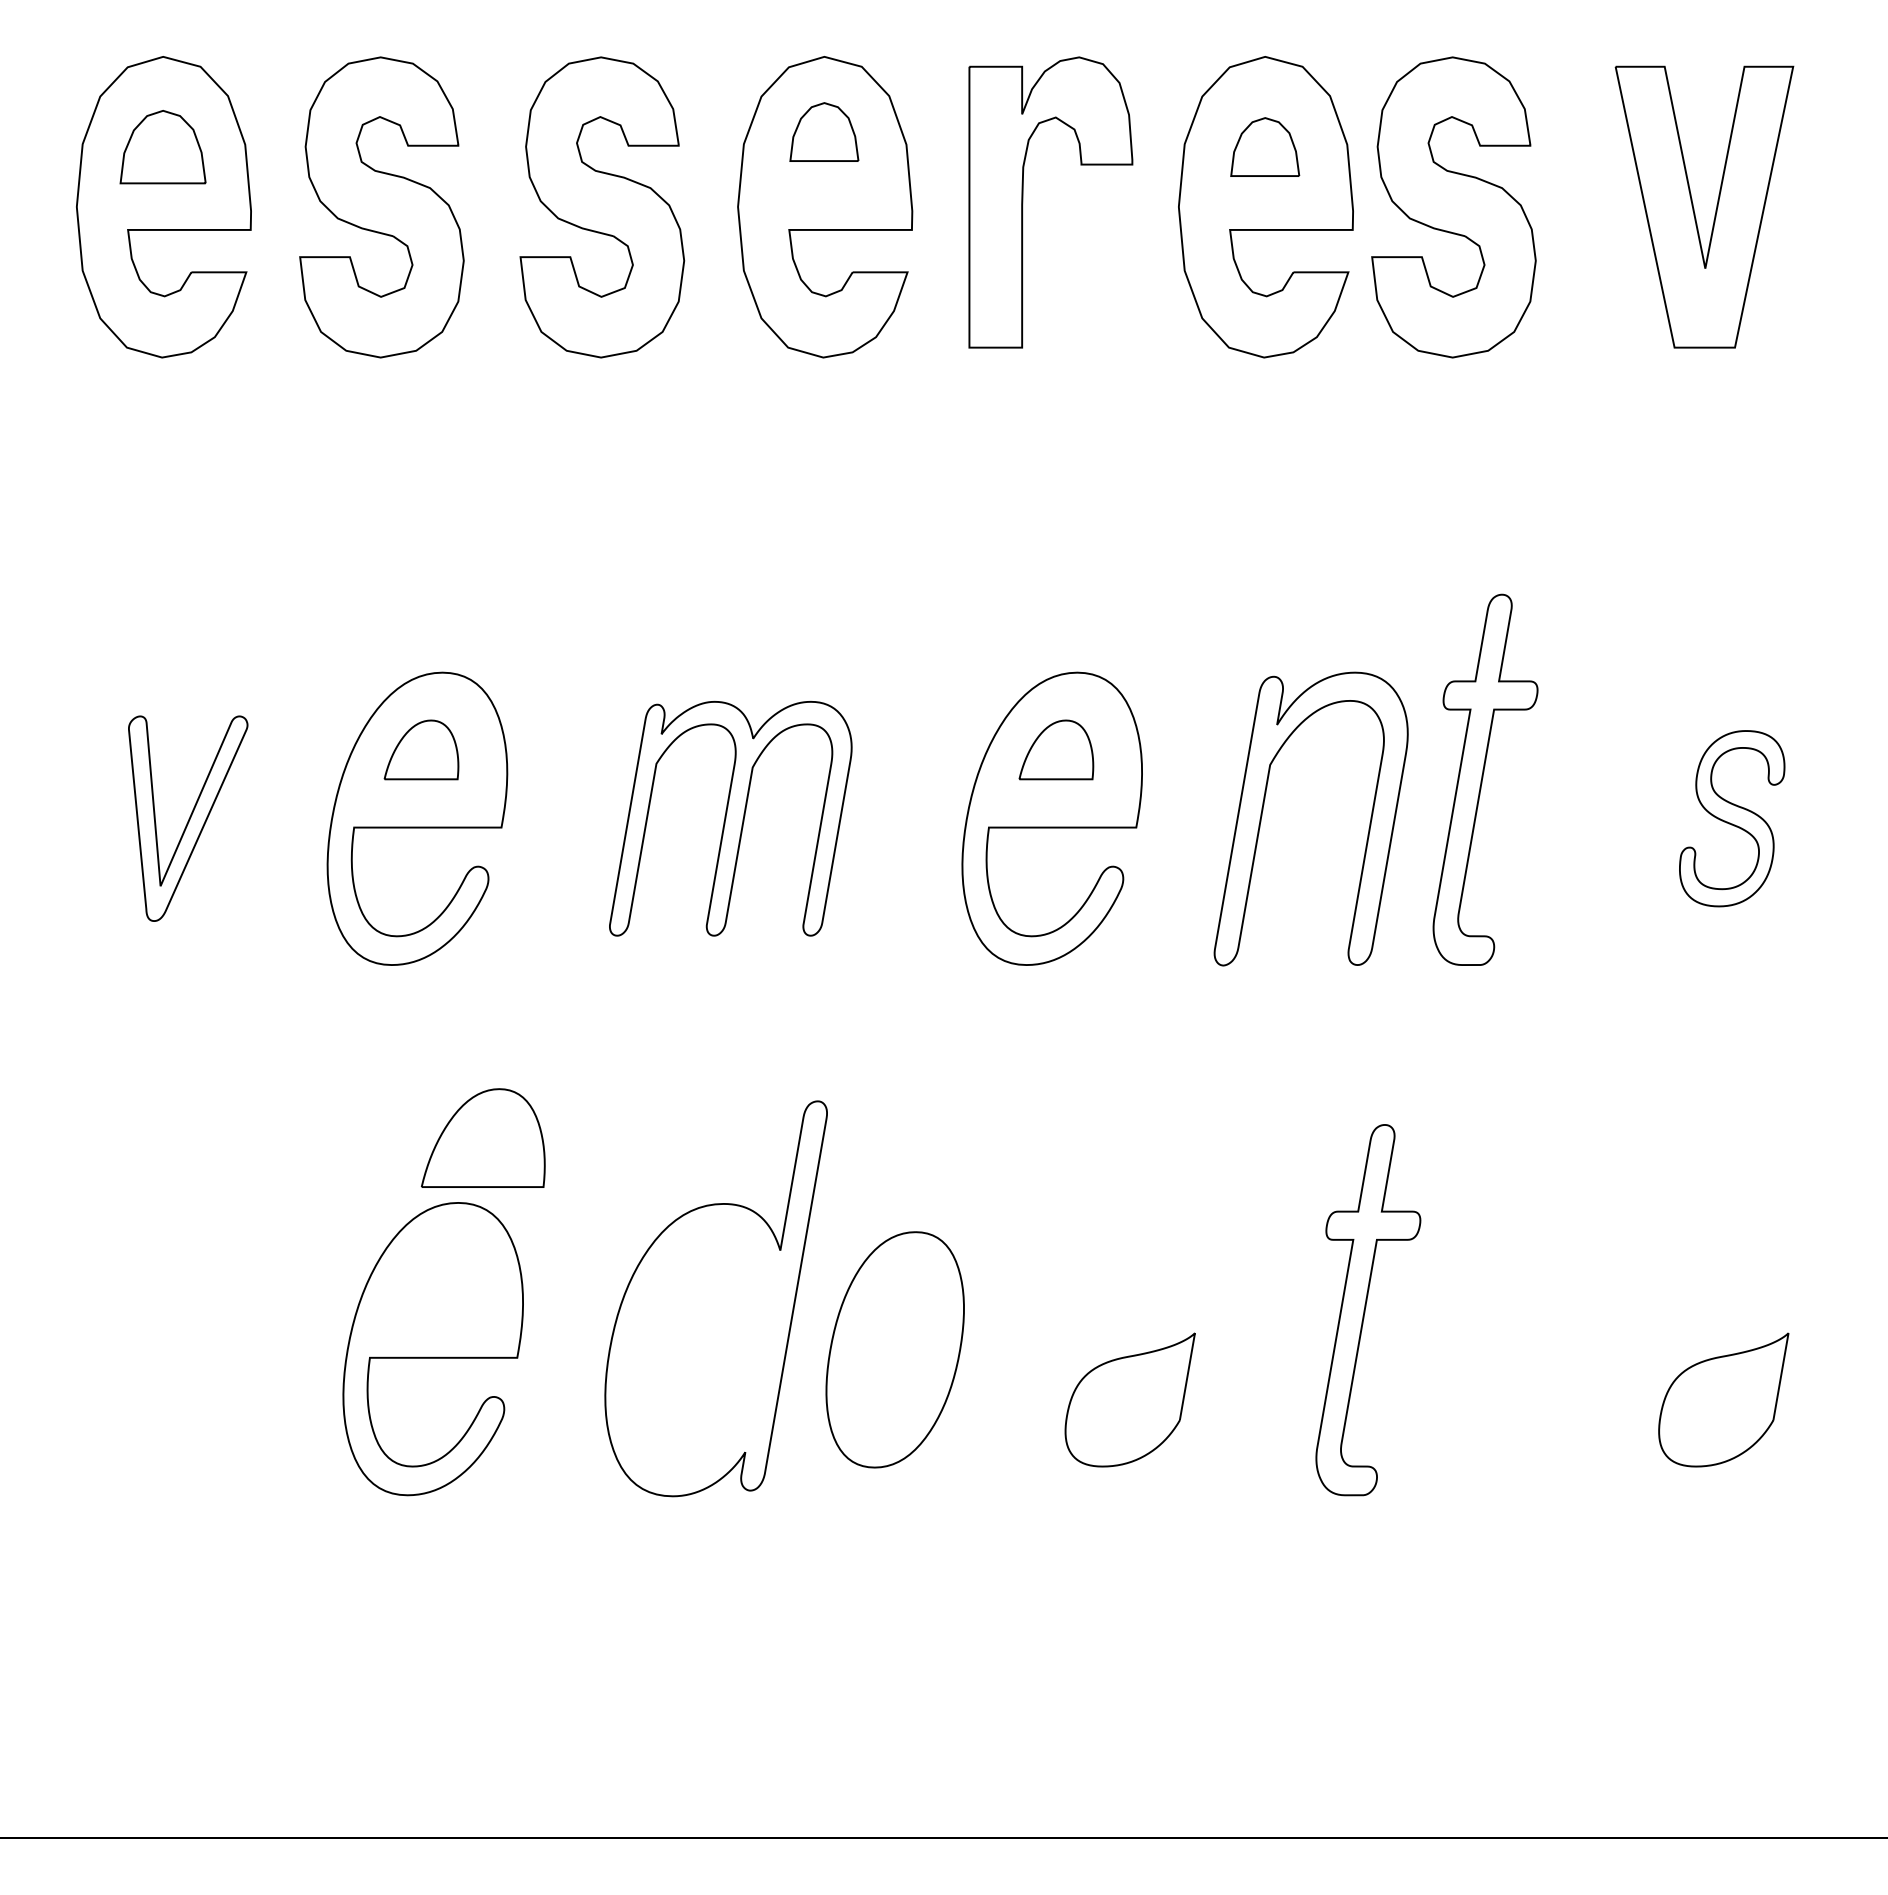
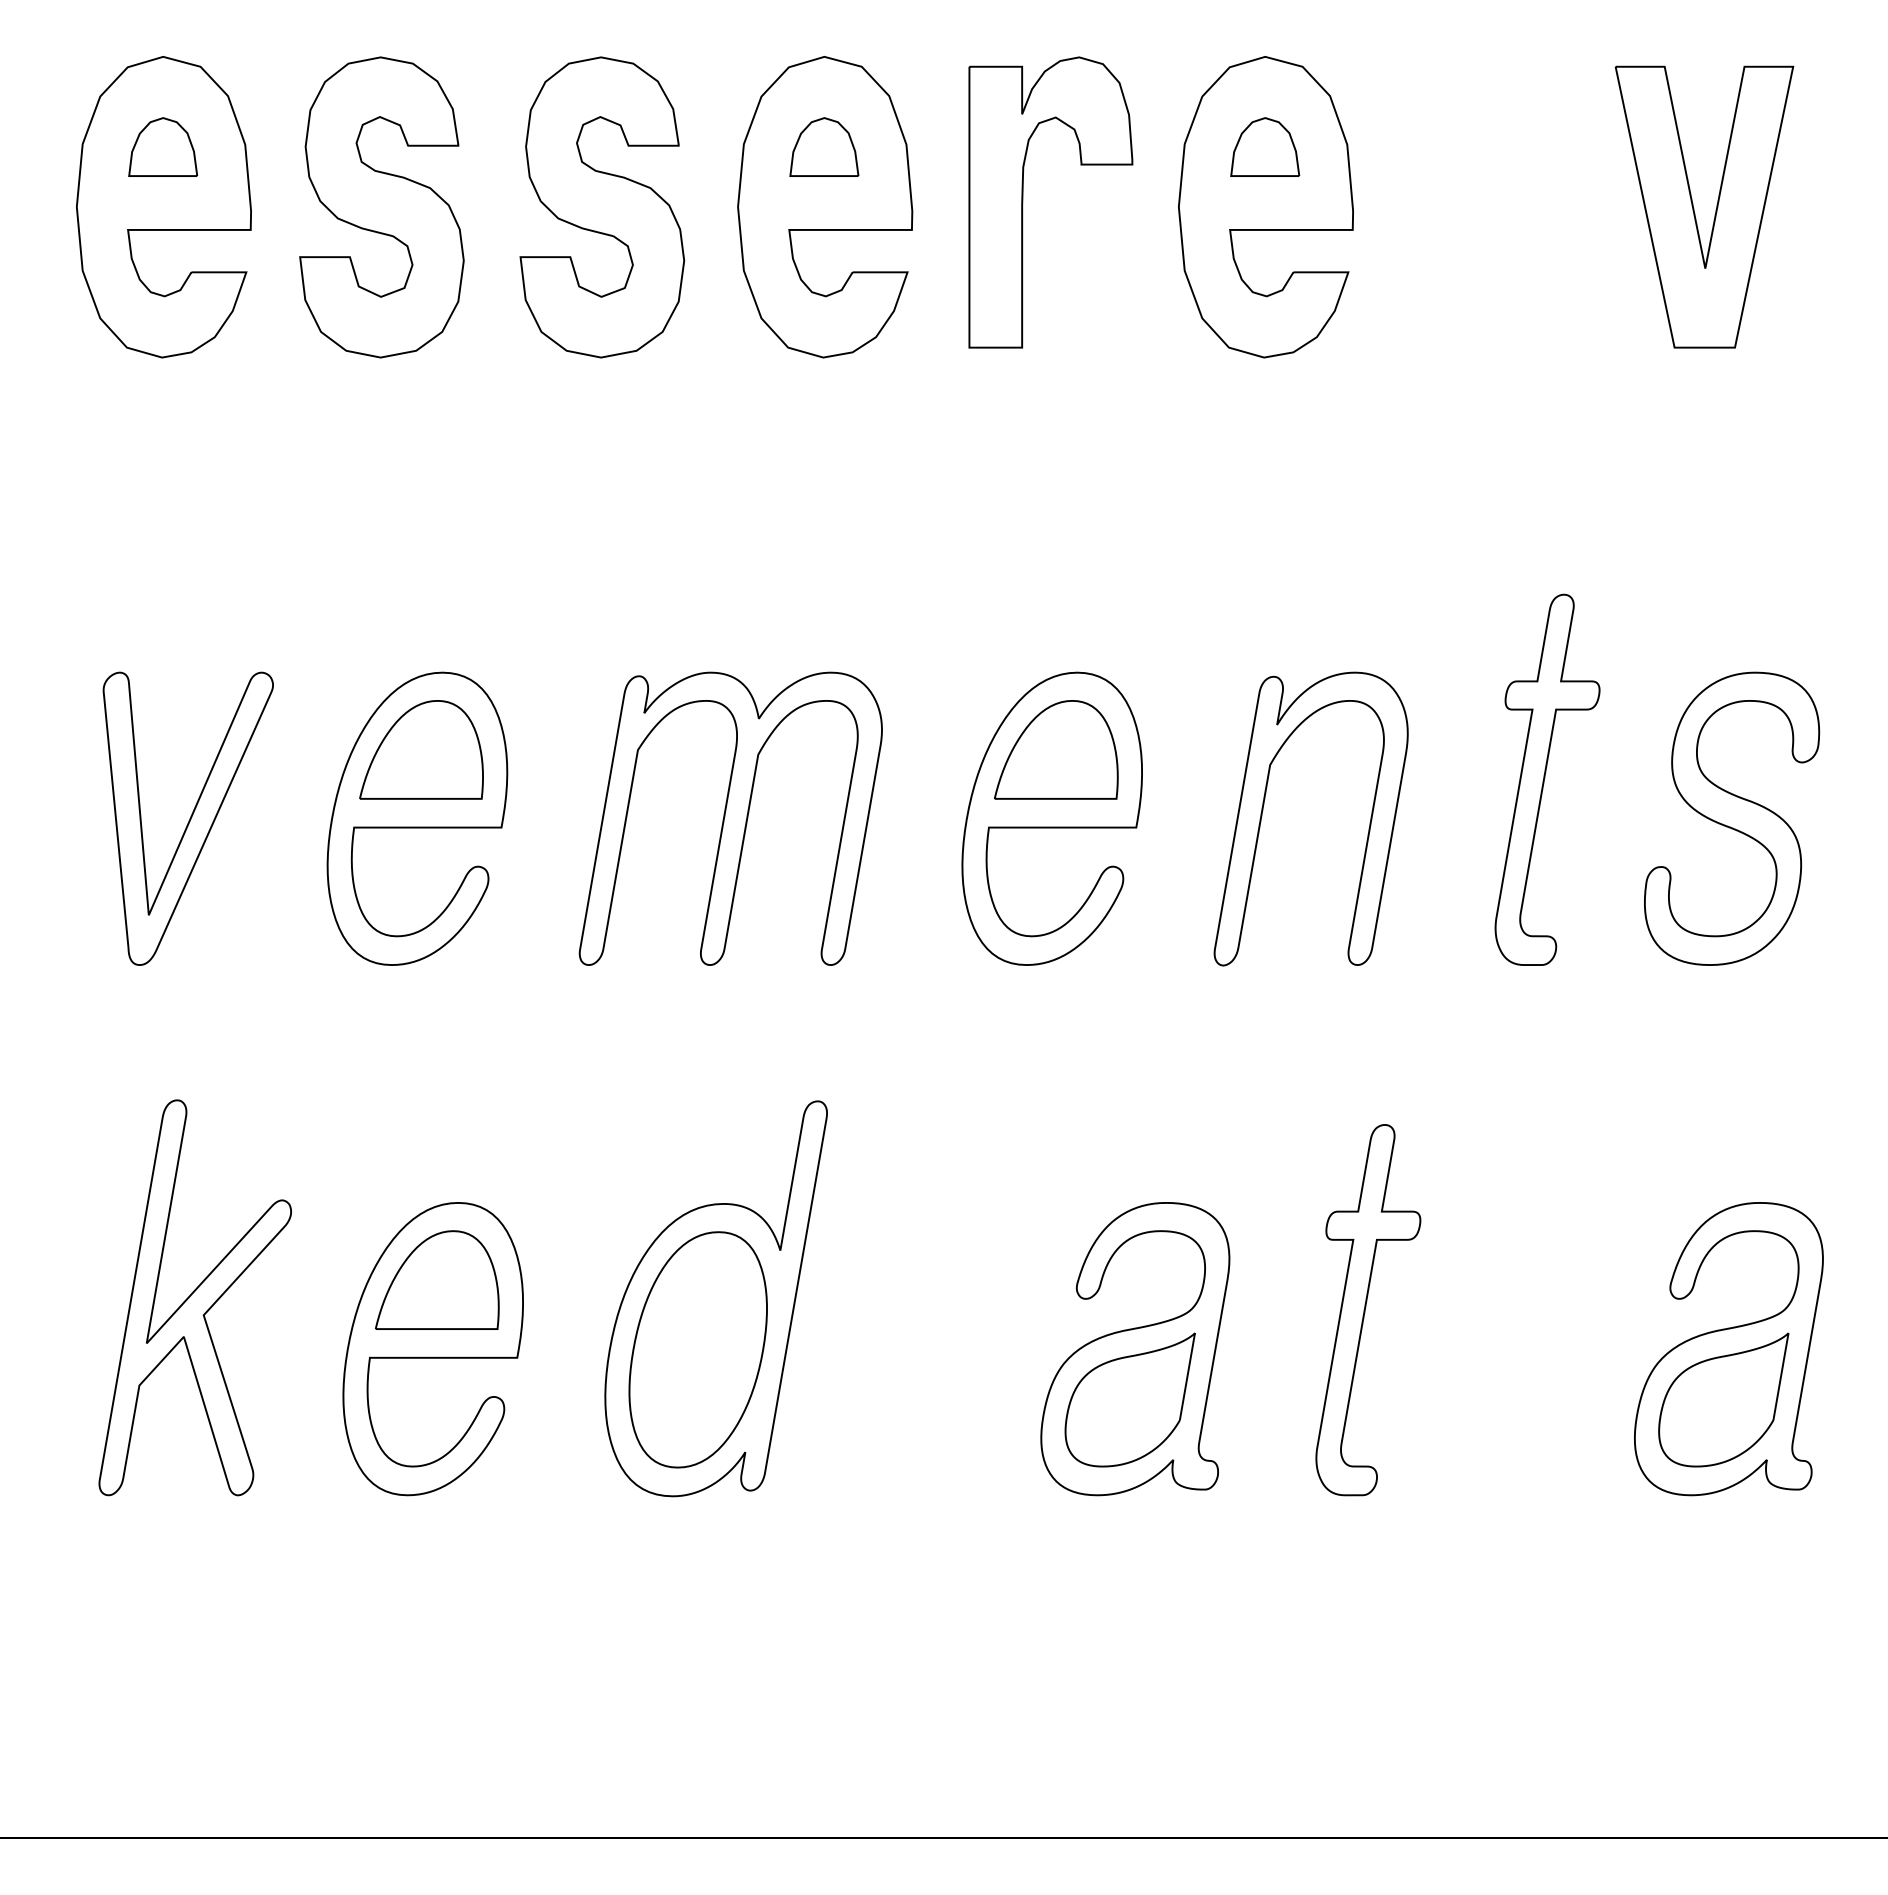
part position: (824, 131) -> (824, 146) (824, 146)
part size: 88x75 px -> 71x60 px (163, 146)
part: present -> none (1453, 207)
part size: 77x62 px -> 125x100 px (421, 749)
part size: 77x62 px -> 125x100 px (1056, 749)
part position: (1485, 779) -> (1547, 779) (1547, 779)
part size: 121x207 px -> 172x295 px (187, 818)
part size: 244x236 px -> 305x295 px (730, 818)
part size: 107x178 px -> 177x295 px (1732, 818)
part position: (482, 1137) -> (436, 1279) (436, 1279)
part: none -> present (194, 1297)
part position: (894, 1349) -> (697, 1349) (697, 1349)
part: none -> present (1135, 1349)
part: none -> present (1728, 1349)
